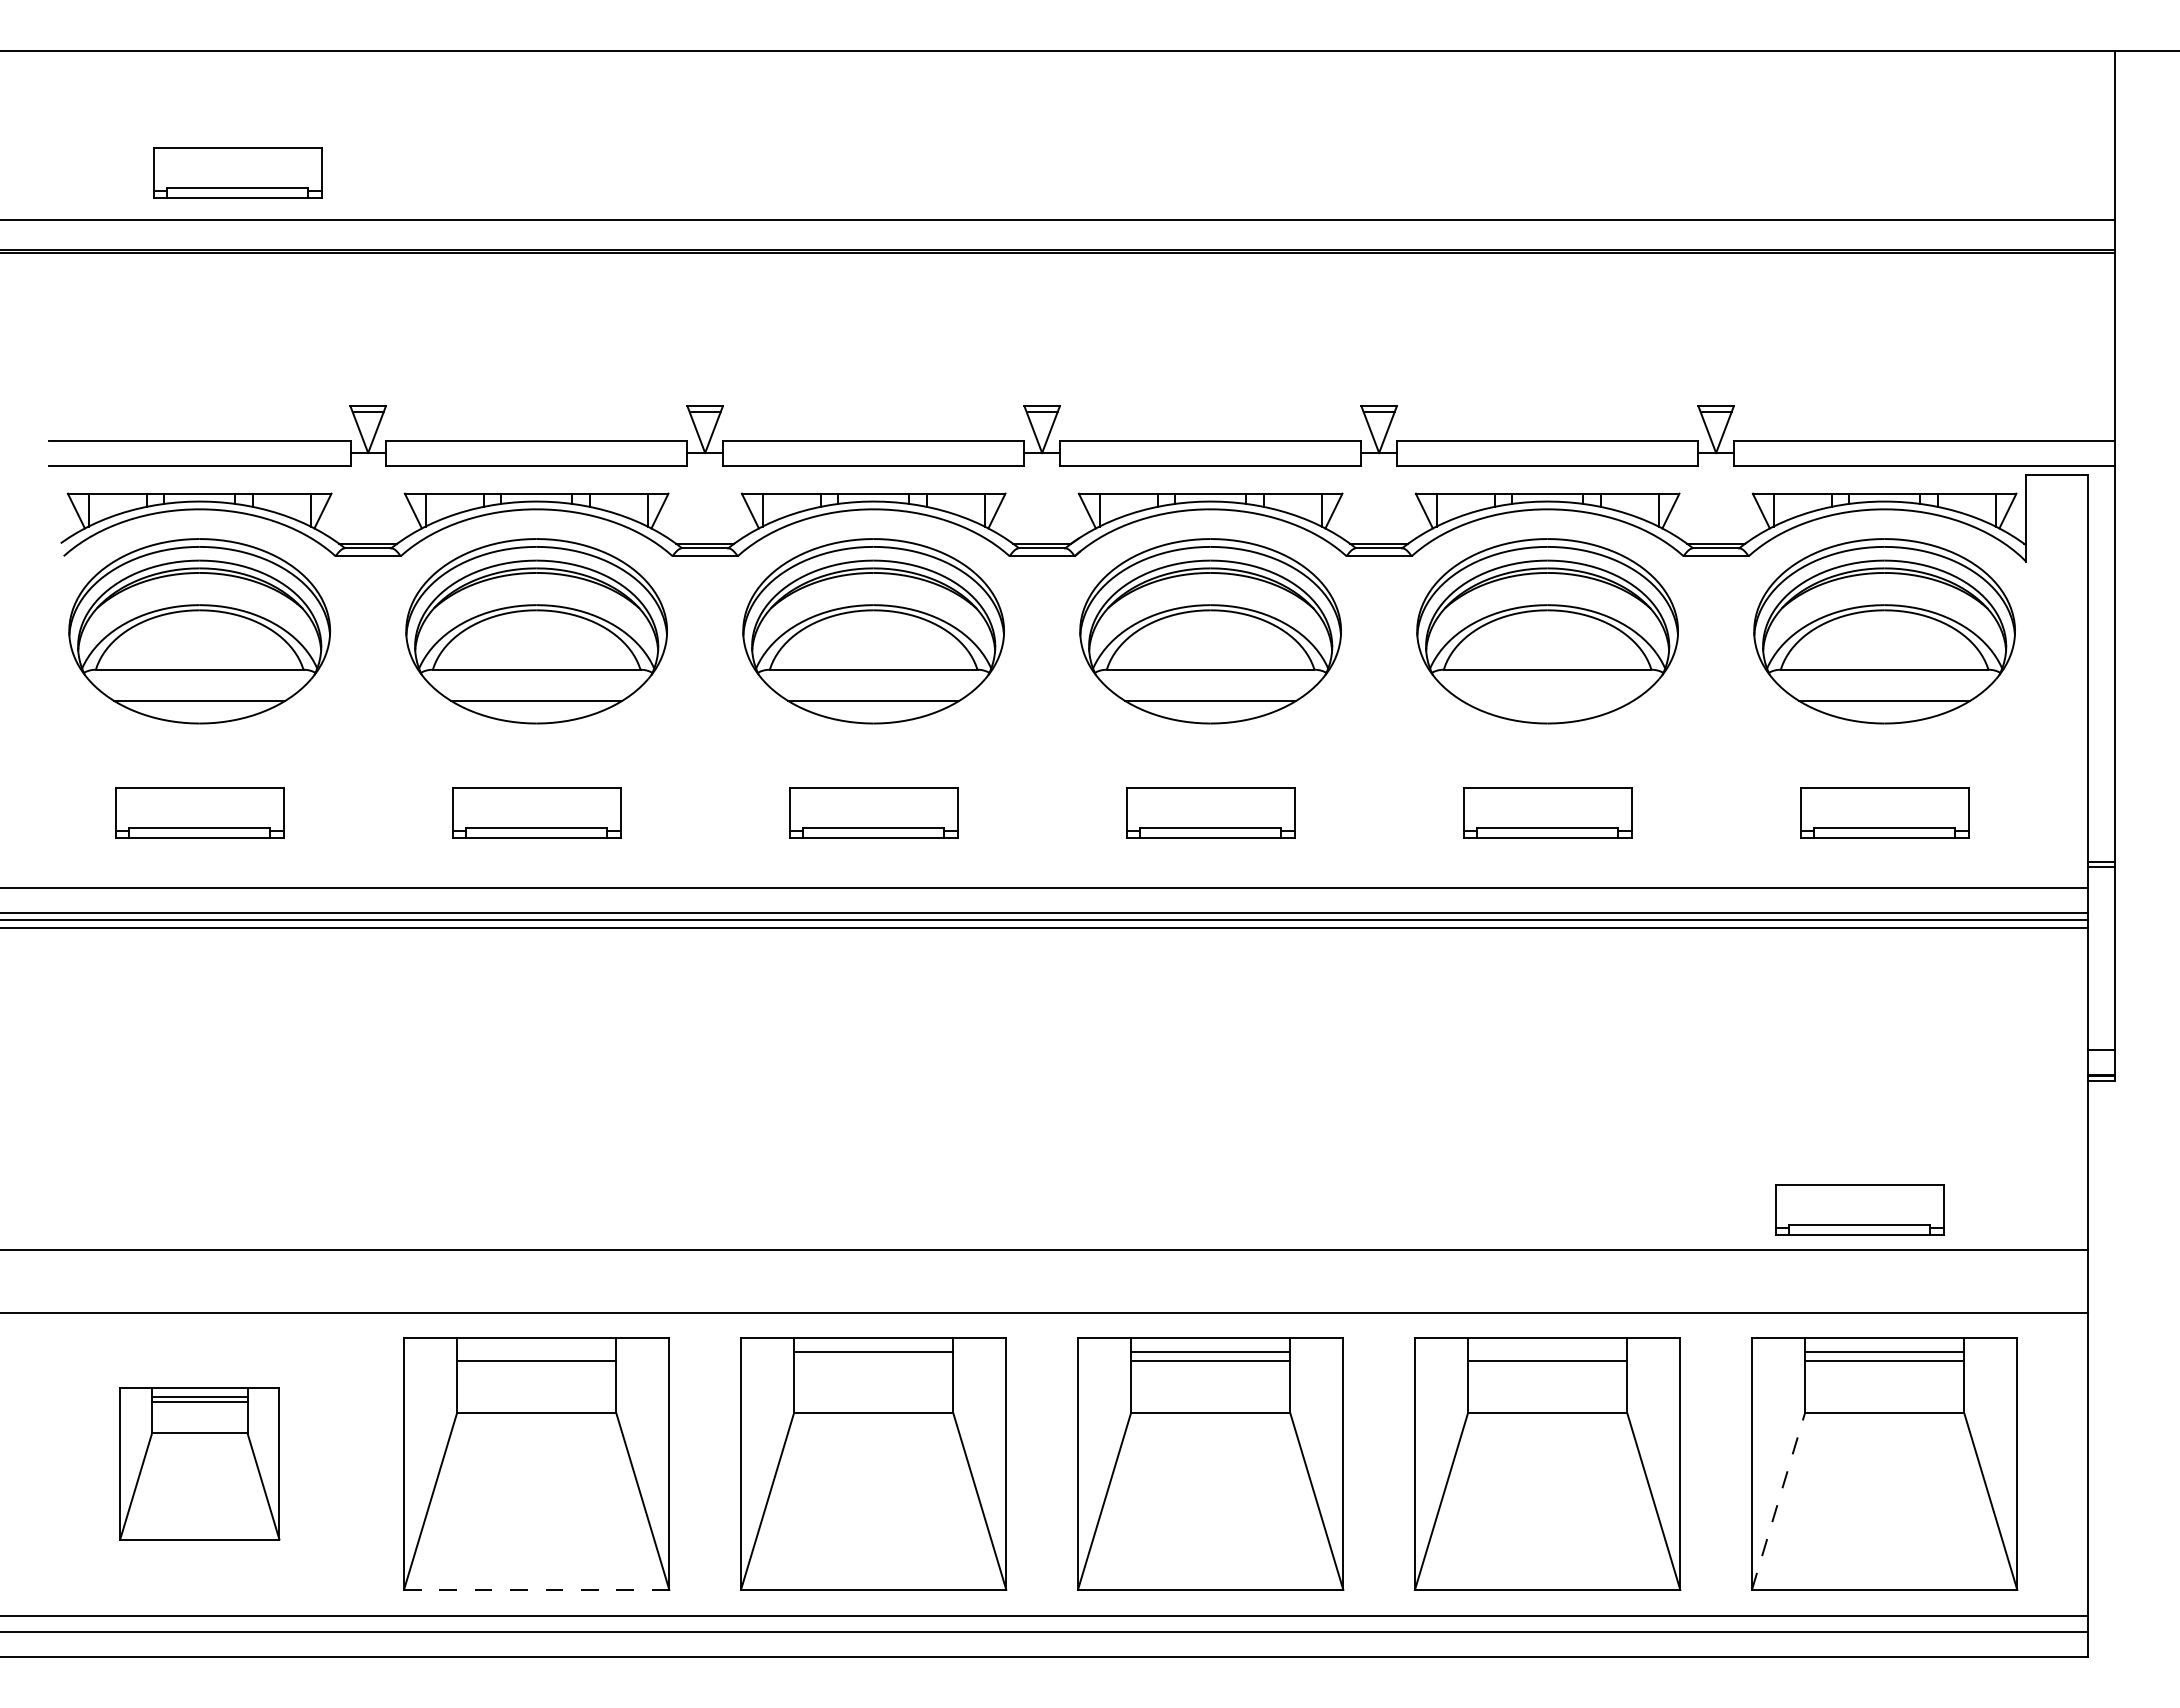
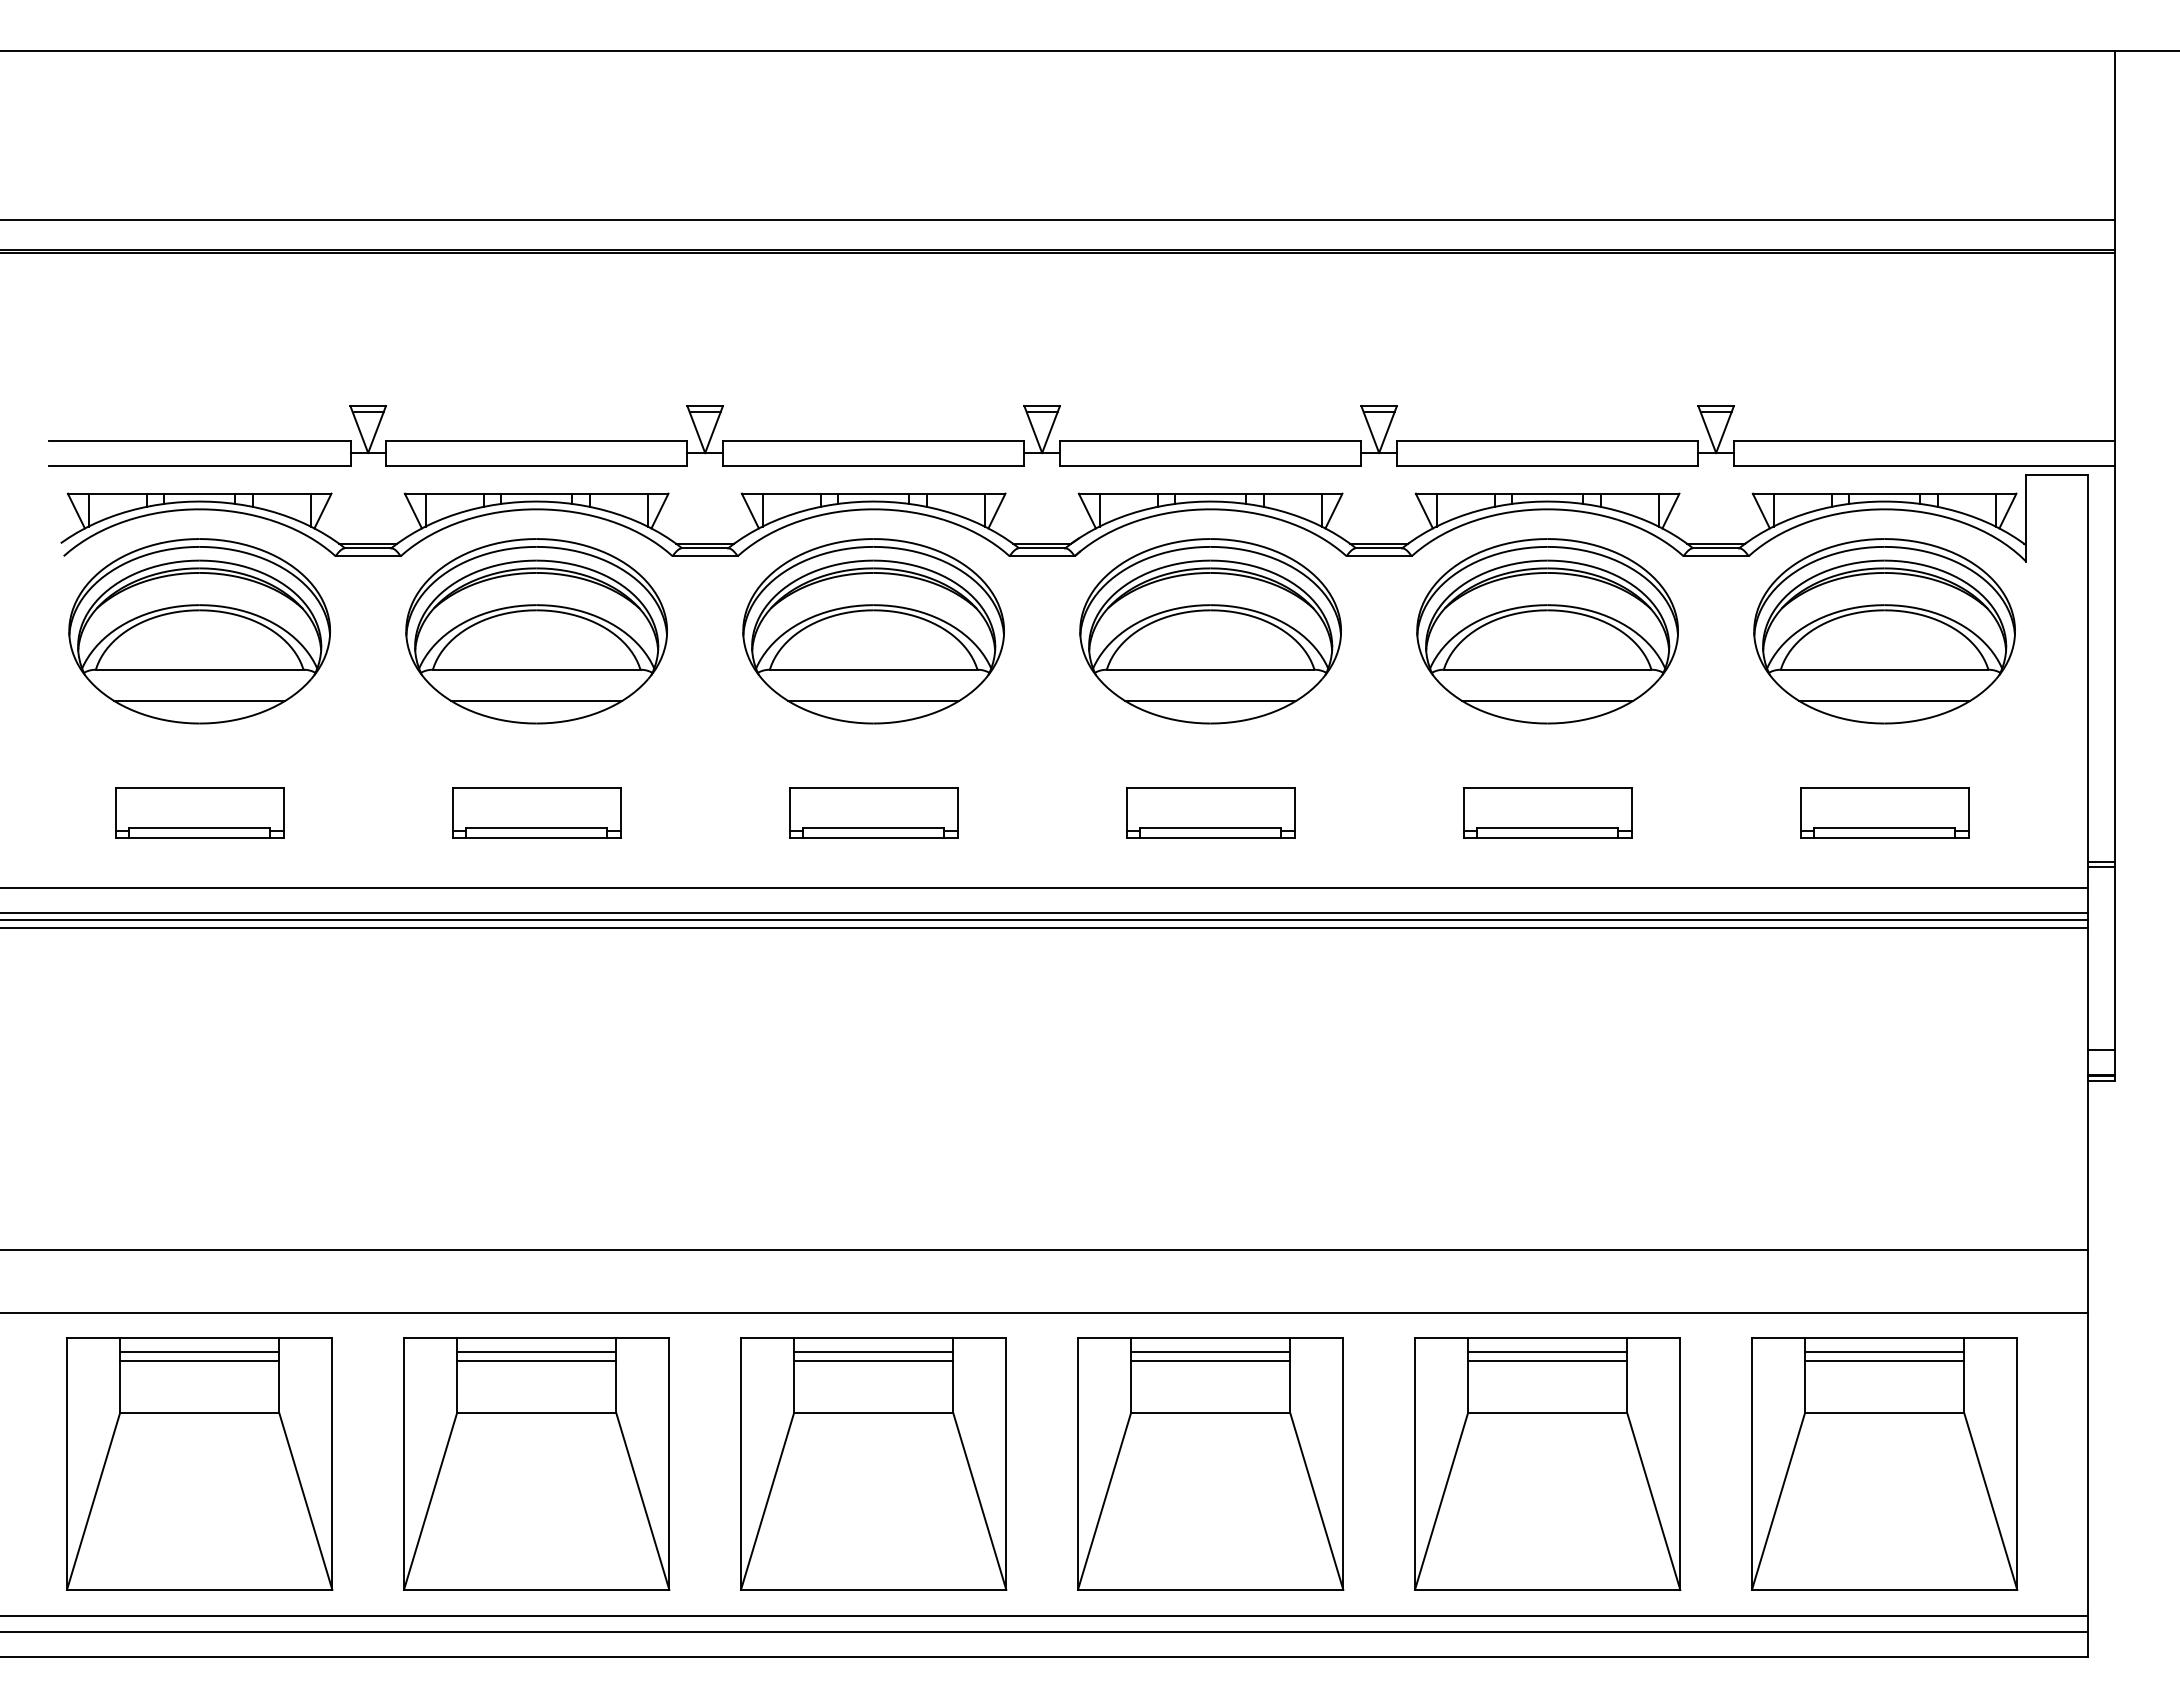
part: present -> none (237, 172)
line: none -> present (1547, 701)
part: present -> none (1859, 1209)
line: none -> present (536, 1352)
line: none -> present (1547, 1352)
line: none -> present (873, 1361)
part size: 162x154 px -> 268x254 px (199, 1463)
line: dashed -> solid (1778, 1501)
line: dashed -> solid (536, 1589)
